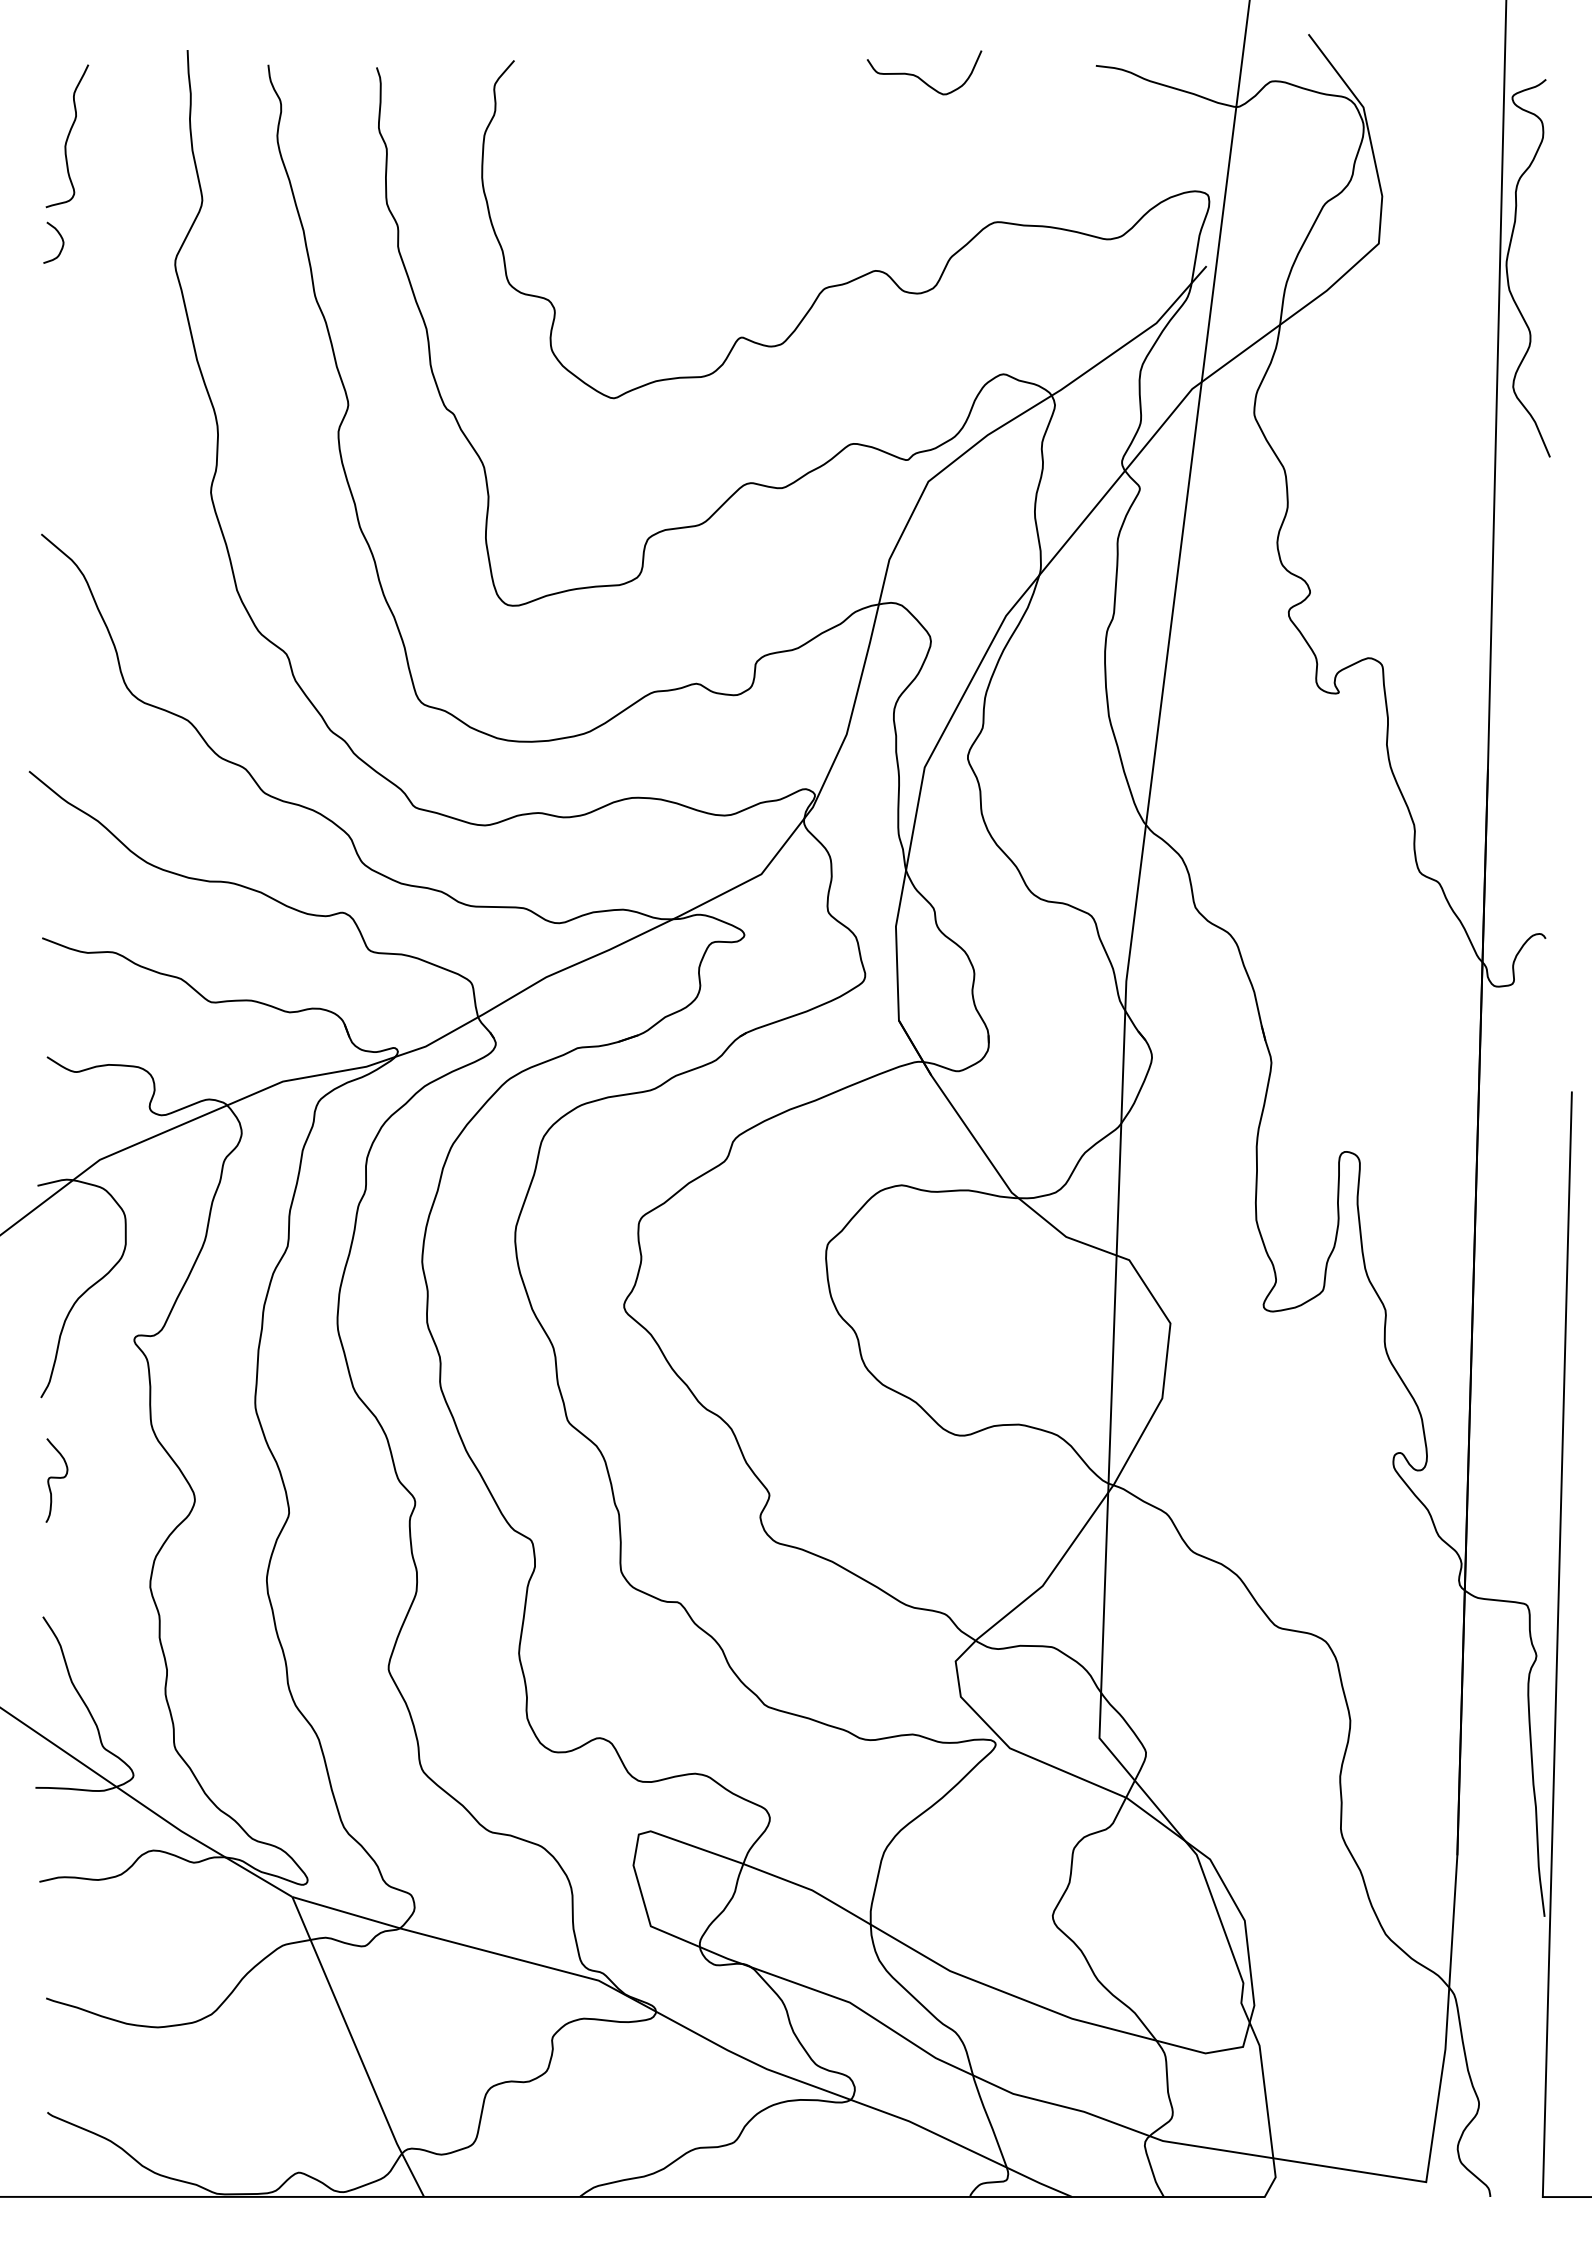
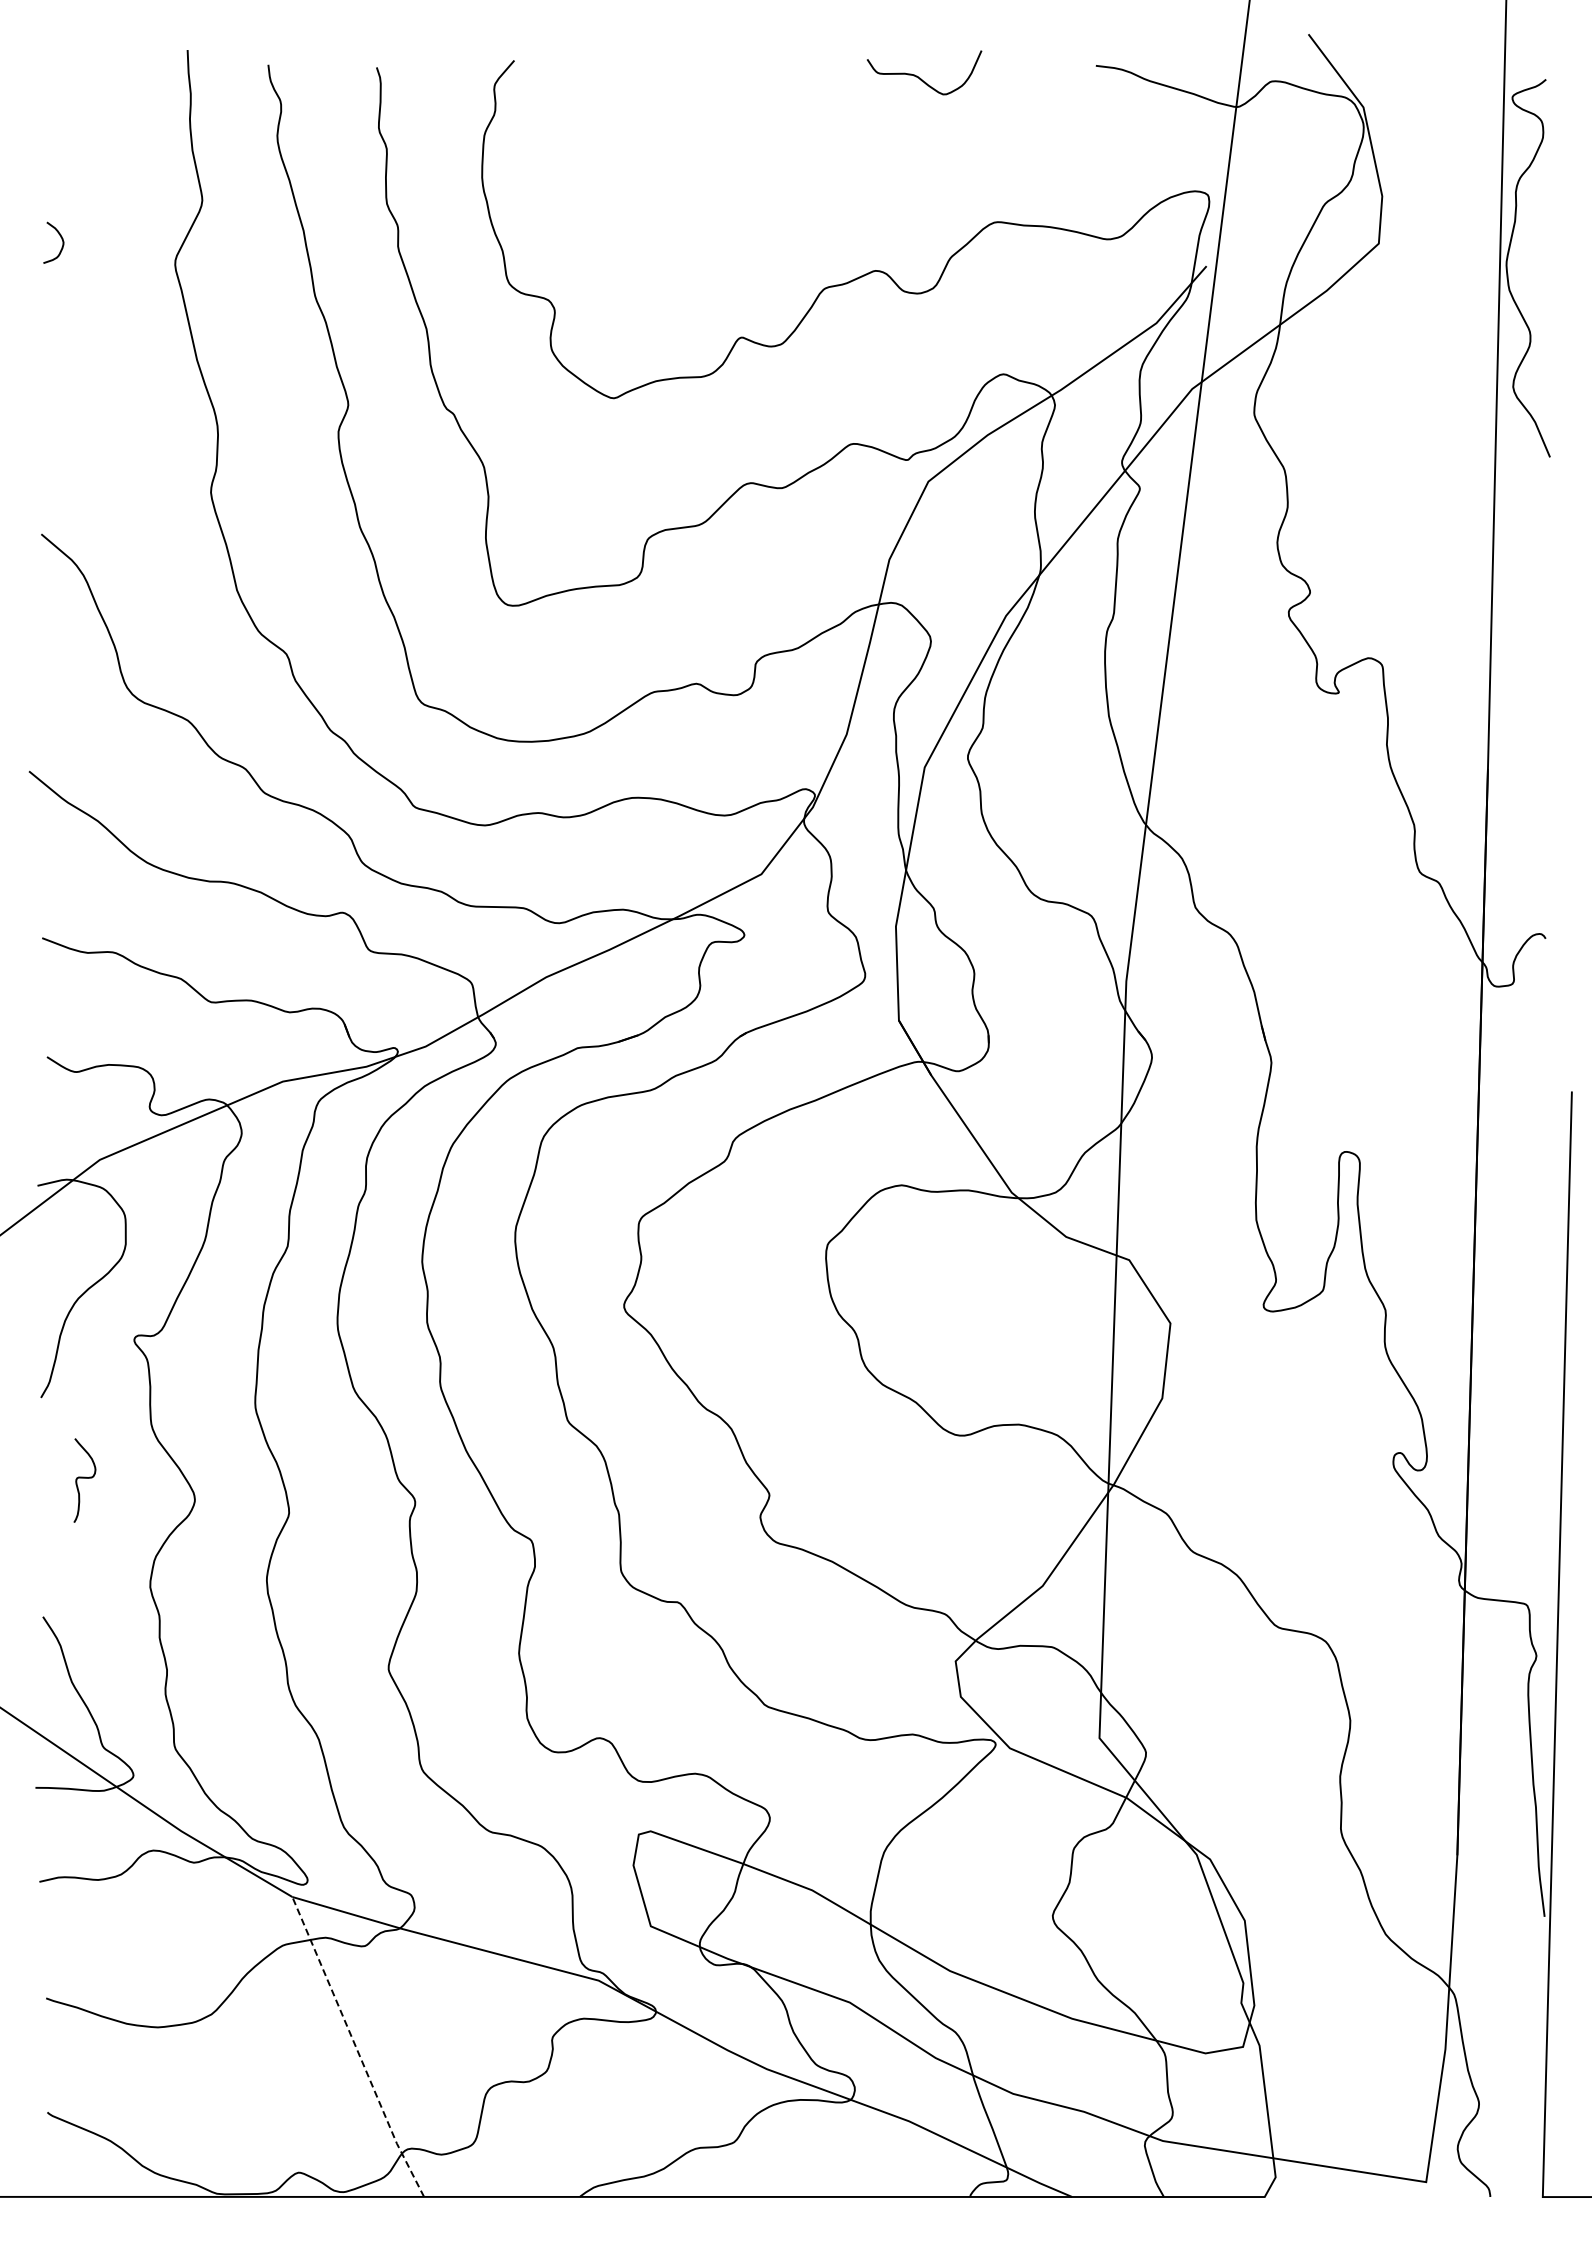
curve: present -> none (67, 136)
curve position: (56, 1478) -> (84, 1478) (84, 1478)
line: solid -> dashed (356, 2048)
